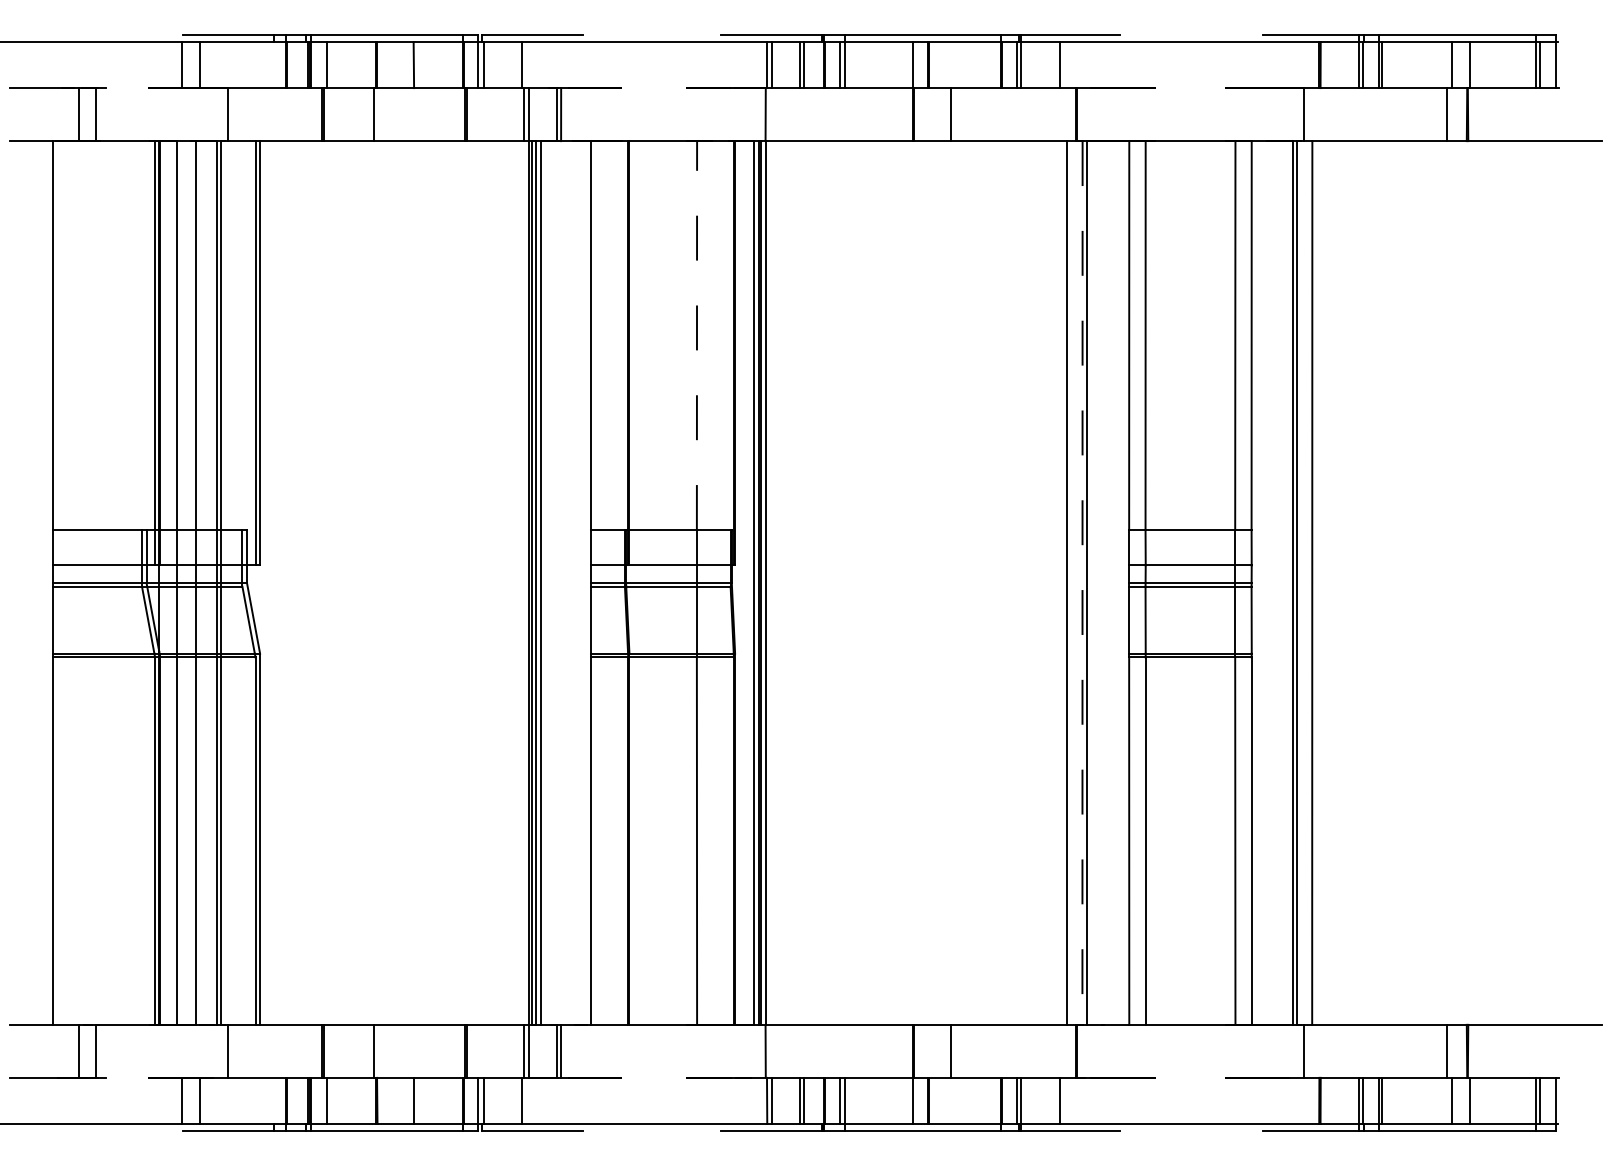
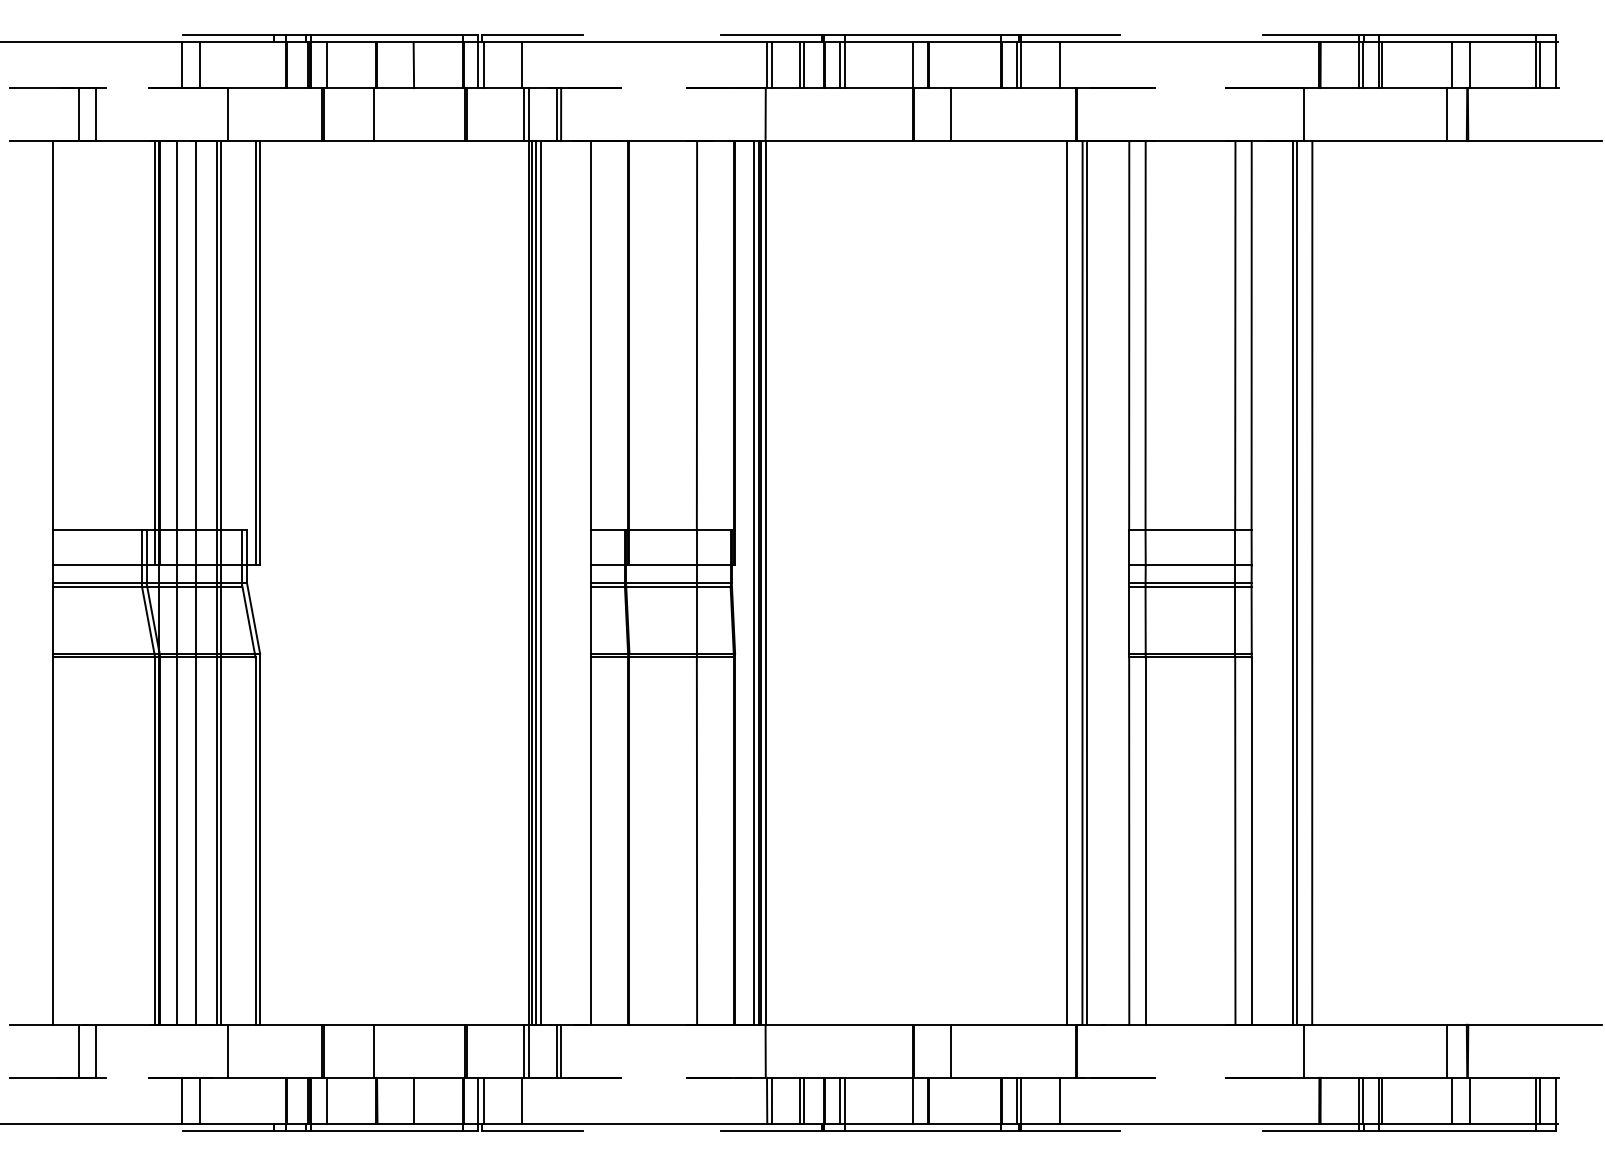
line: dashed -> solid (696, 335)
line: dashed -> solid (1082, 582)
